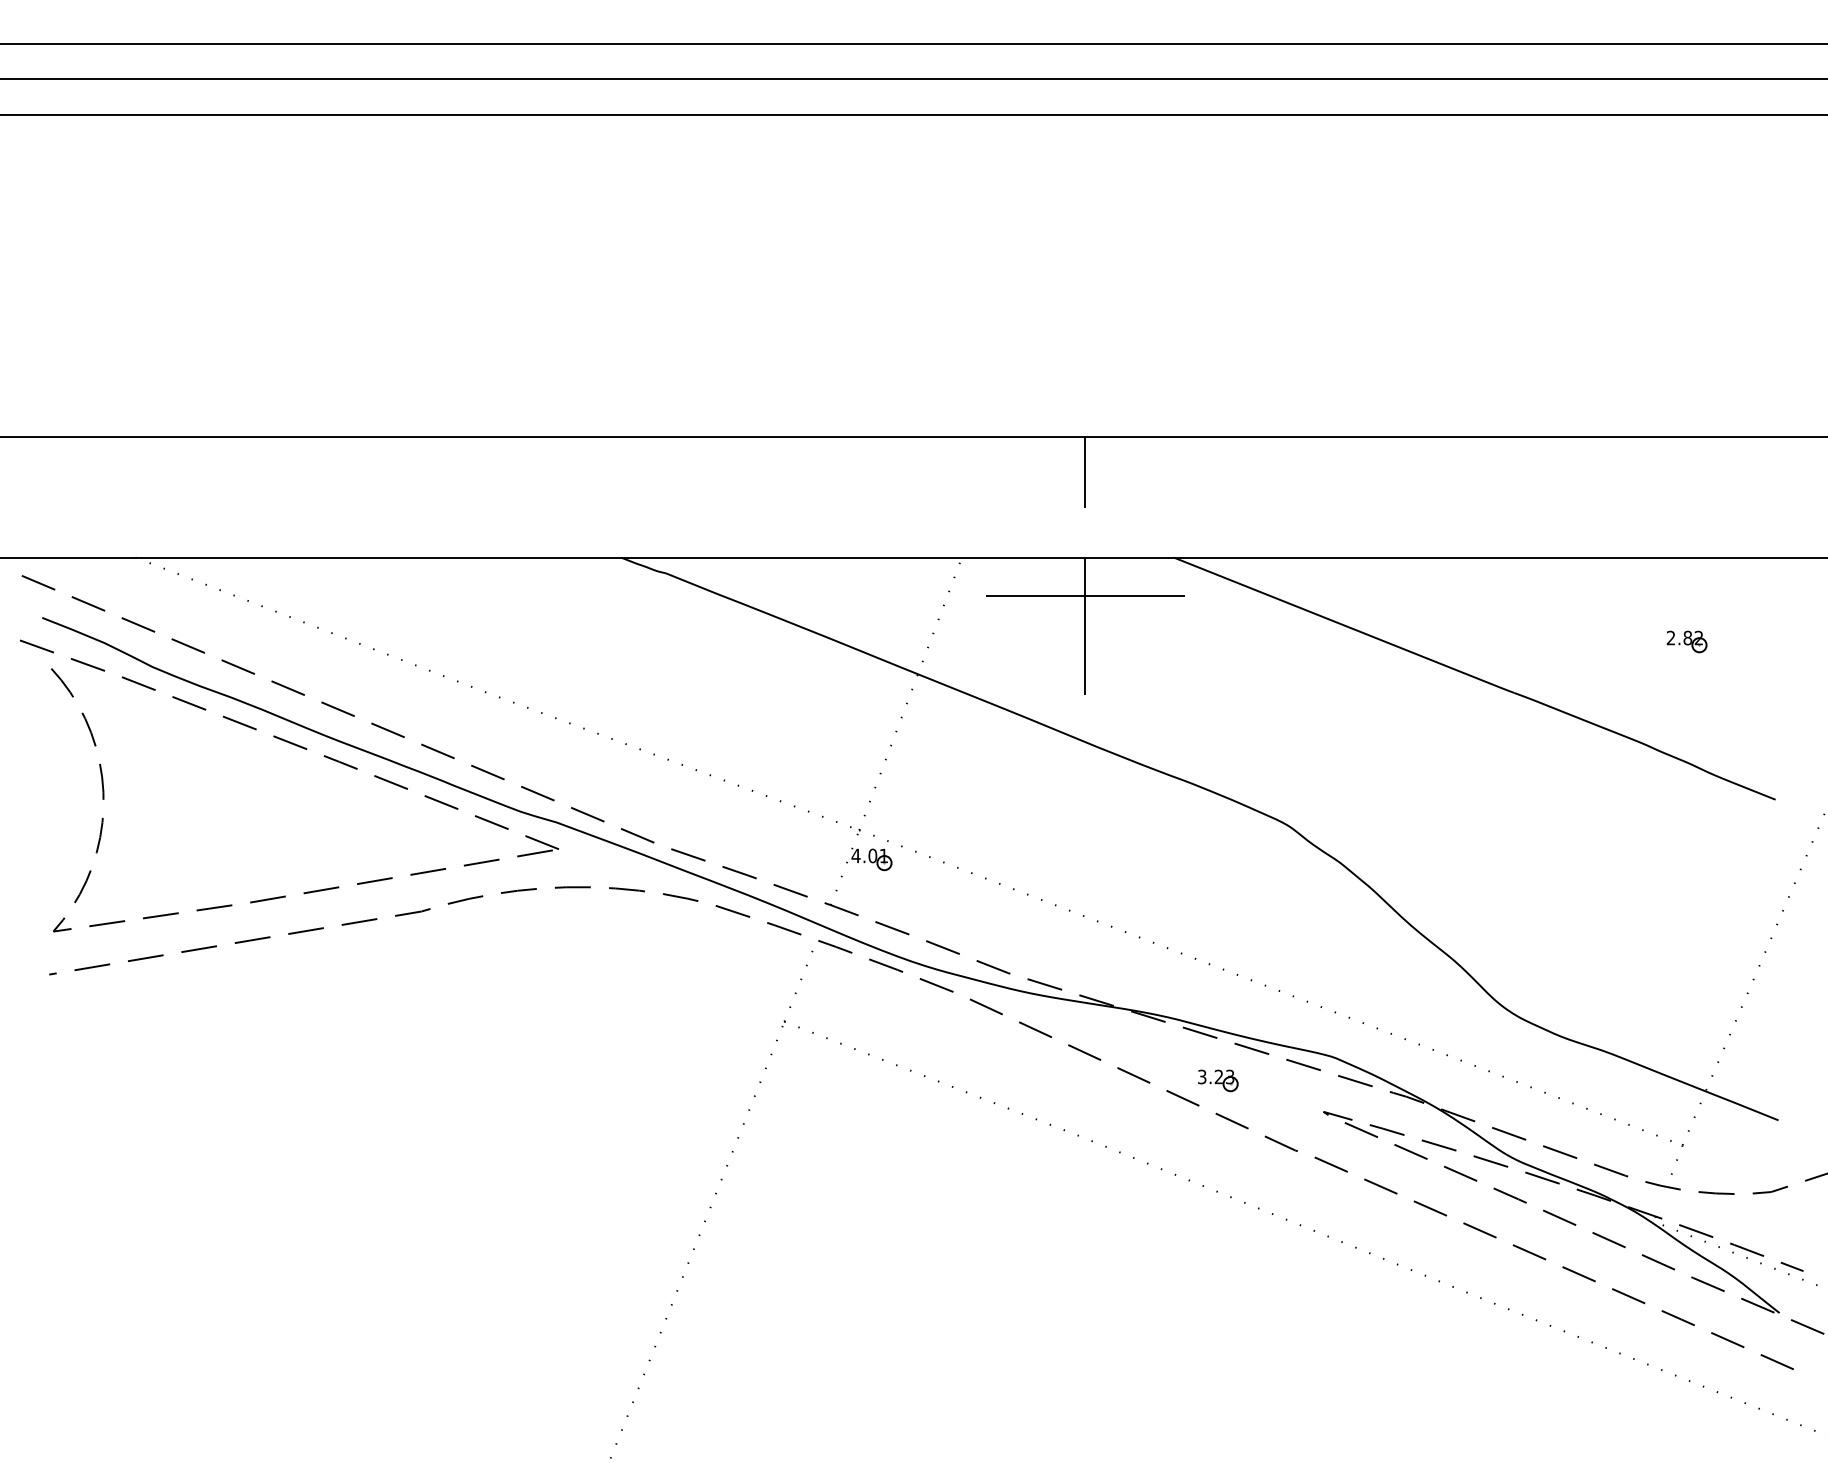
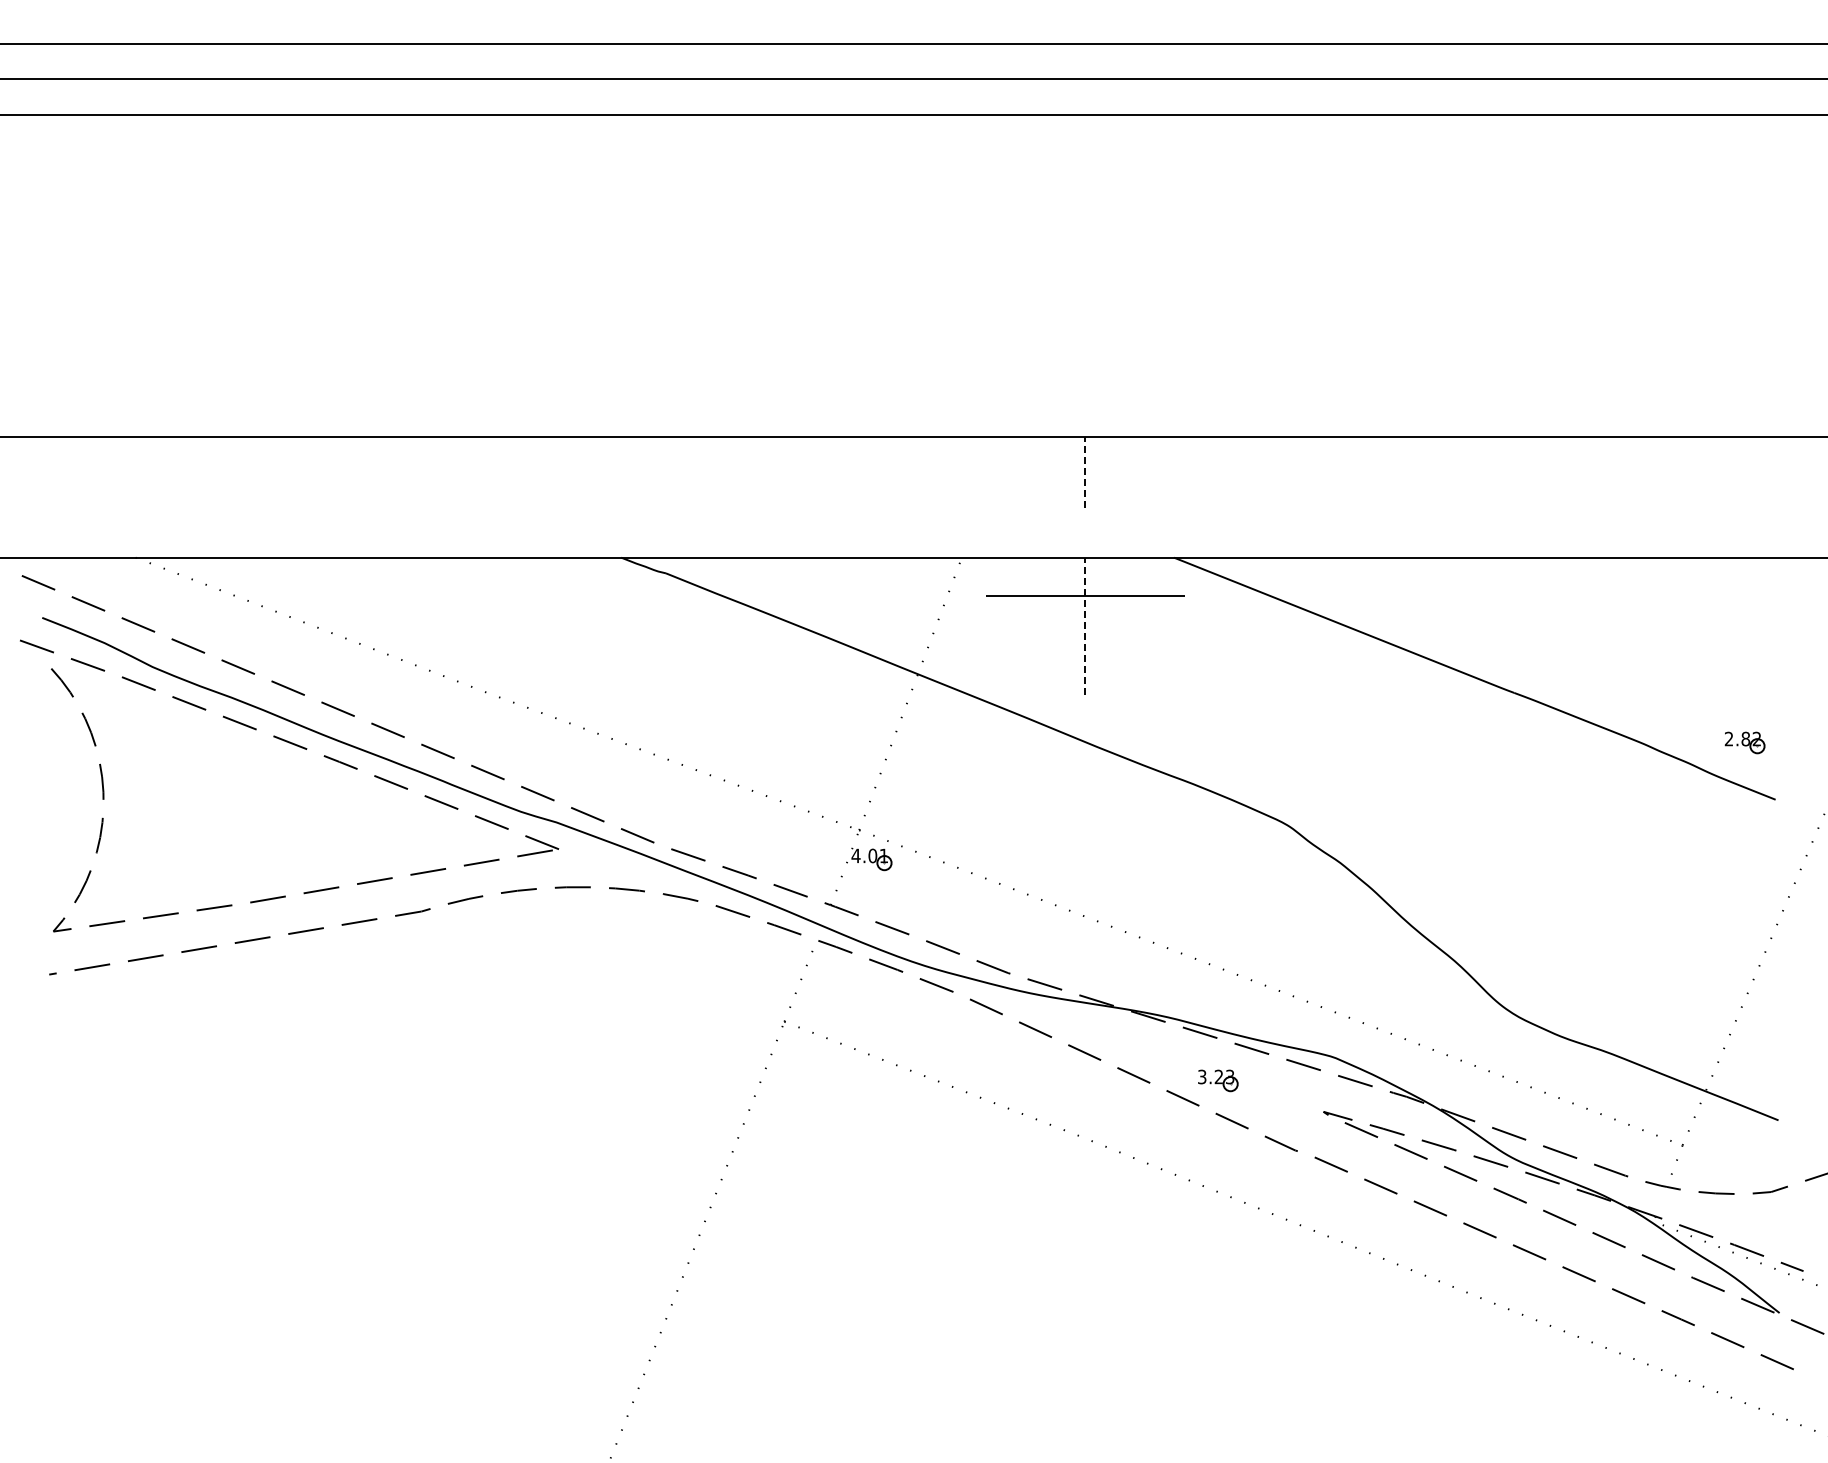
line: solid -> dashed (1085, 472)
line: solid -> dashed (1085, 625)
part position: (1686, 641) -> (1744, 742) (1744, 742)
